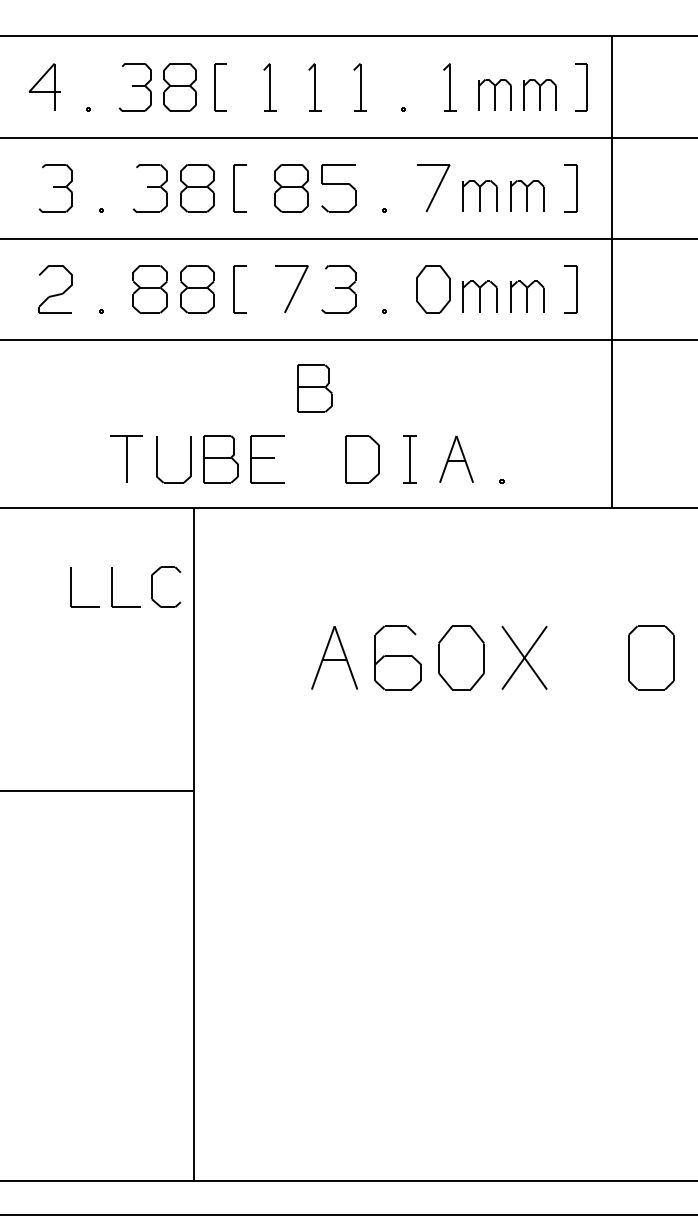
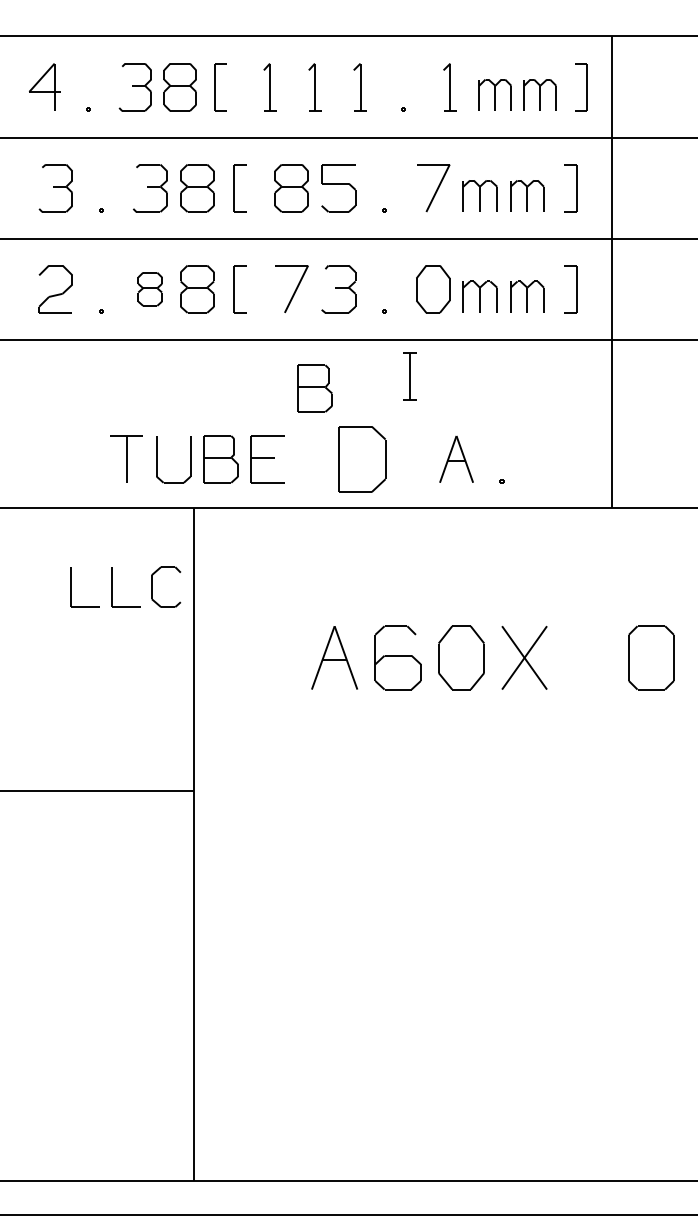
part size: 36x49 px -> 26x35 px (149, 289)
part size: 35x49 px -> 49x67 px (362, 459)
part position: (409, 459) -> (409, 376) (409, 376)
